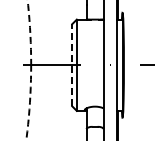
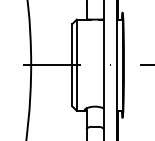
line: dashed -> solid (72, 64)
circle: dashed -> solid (28, 70)
